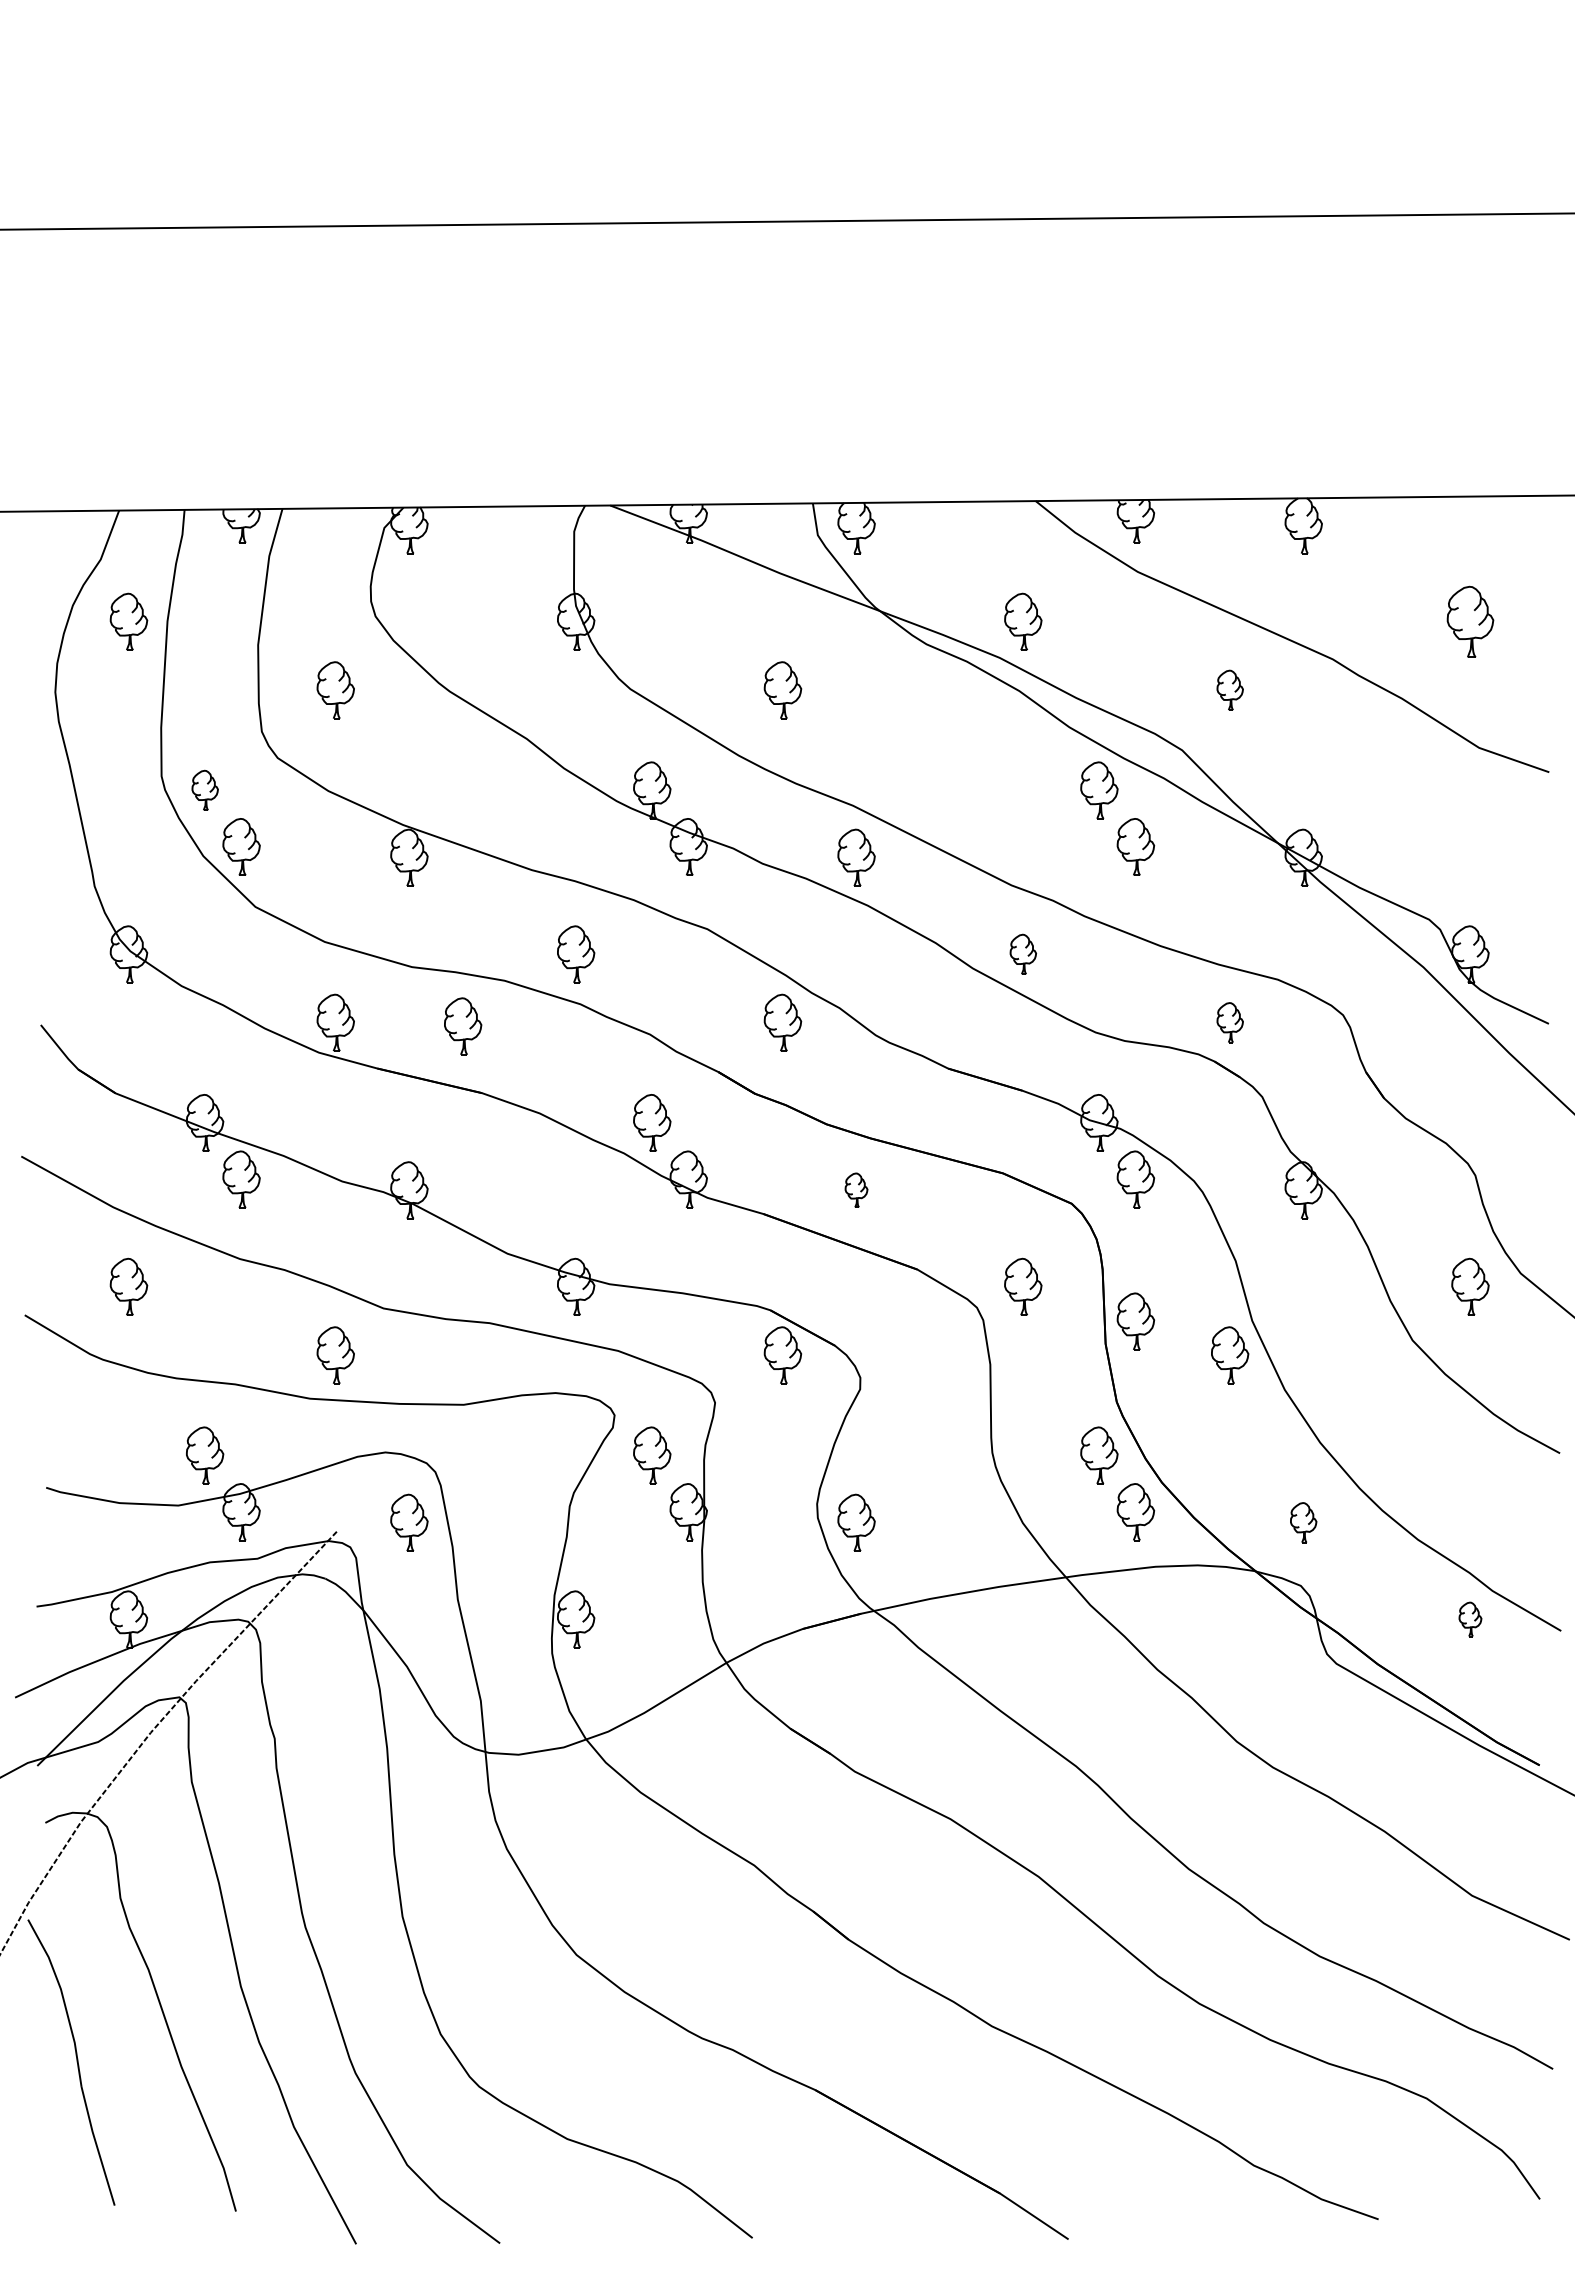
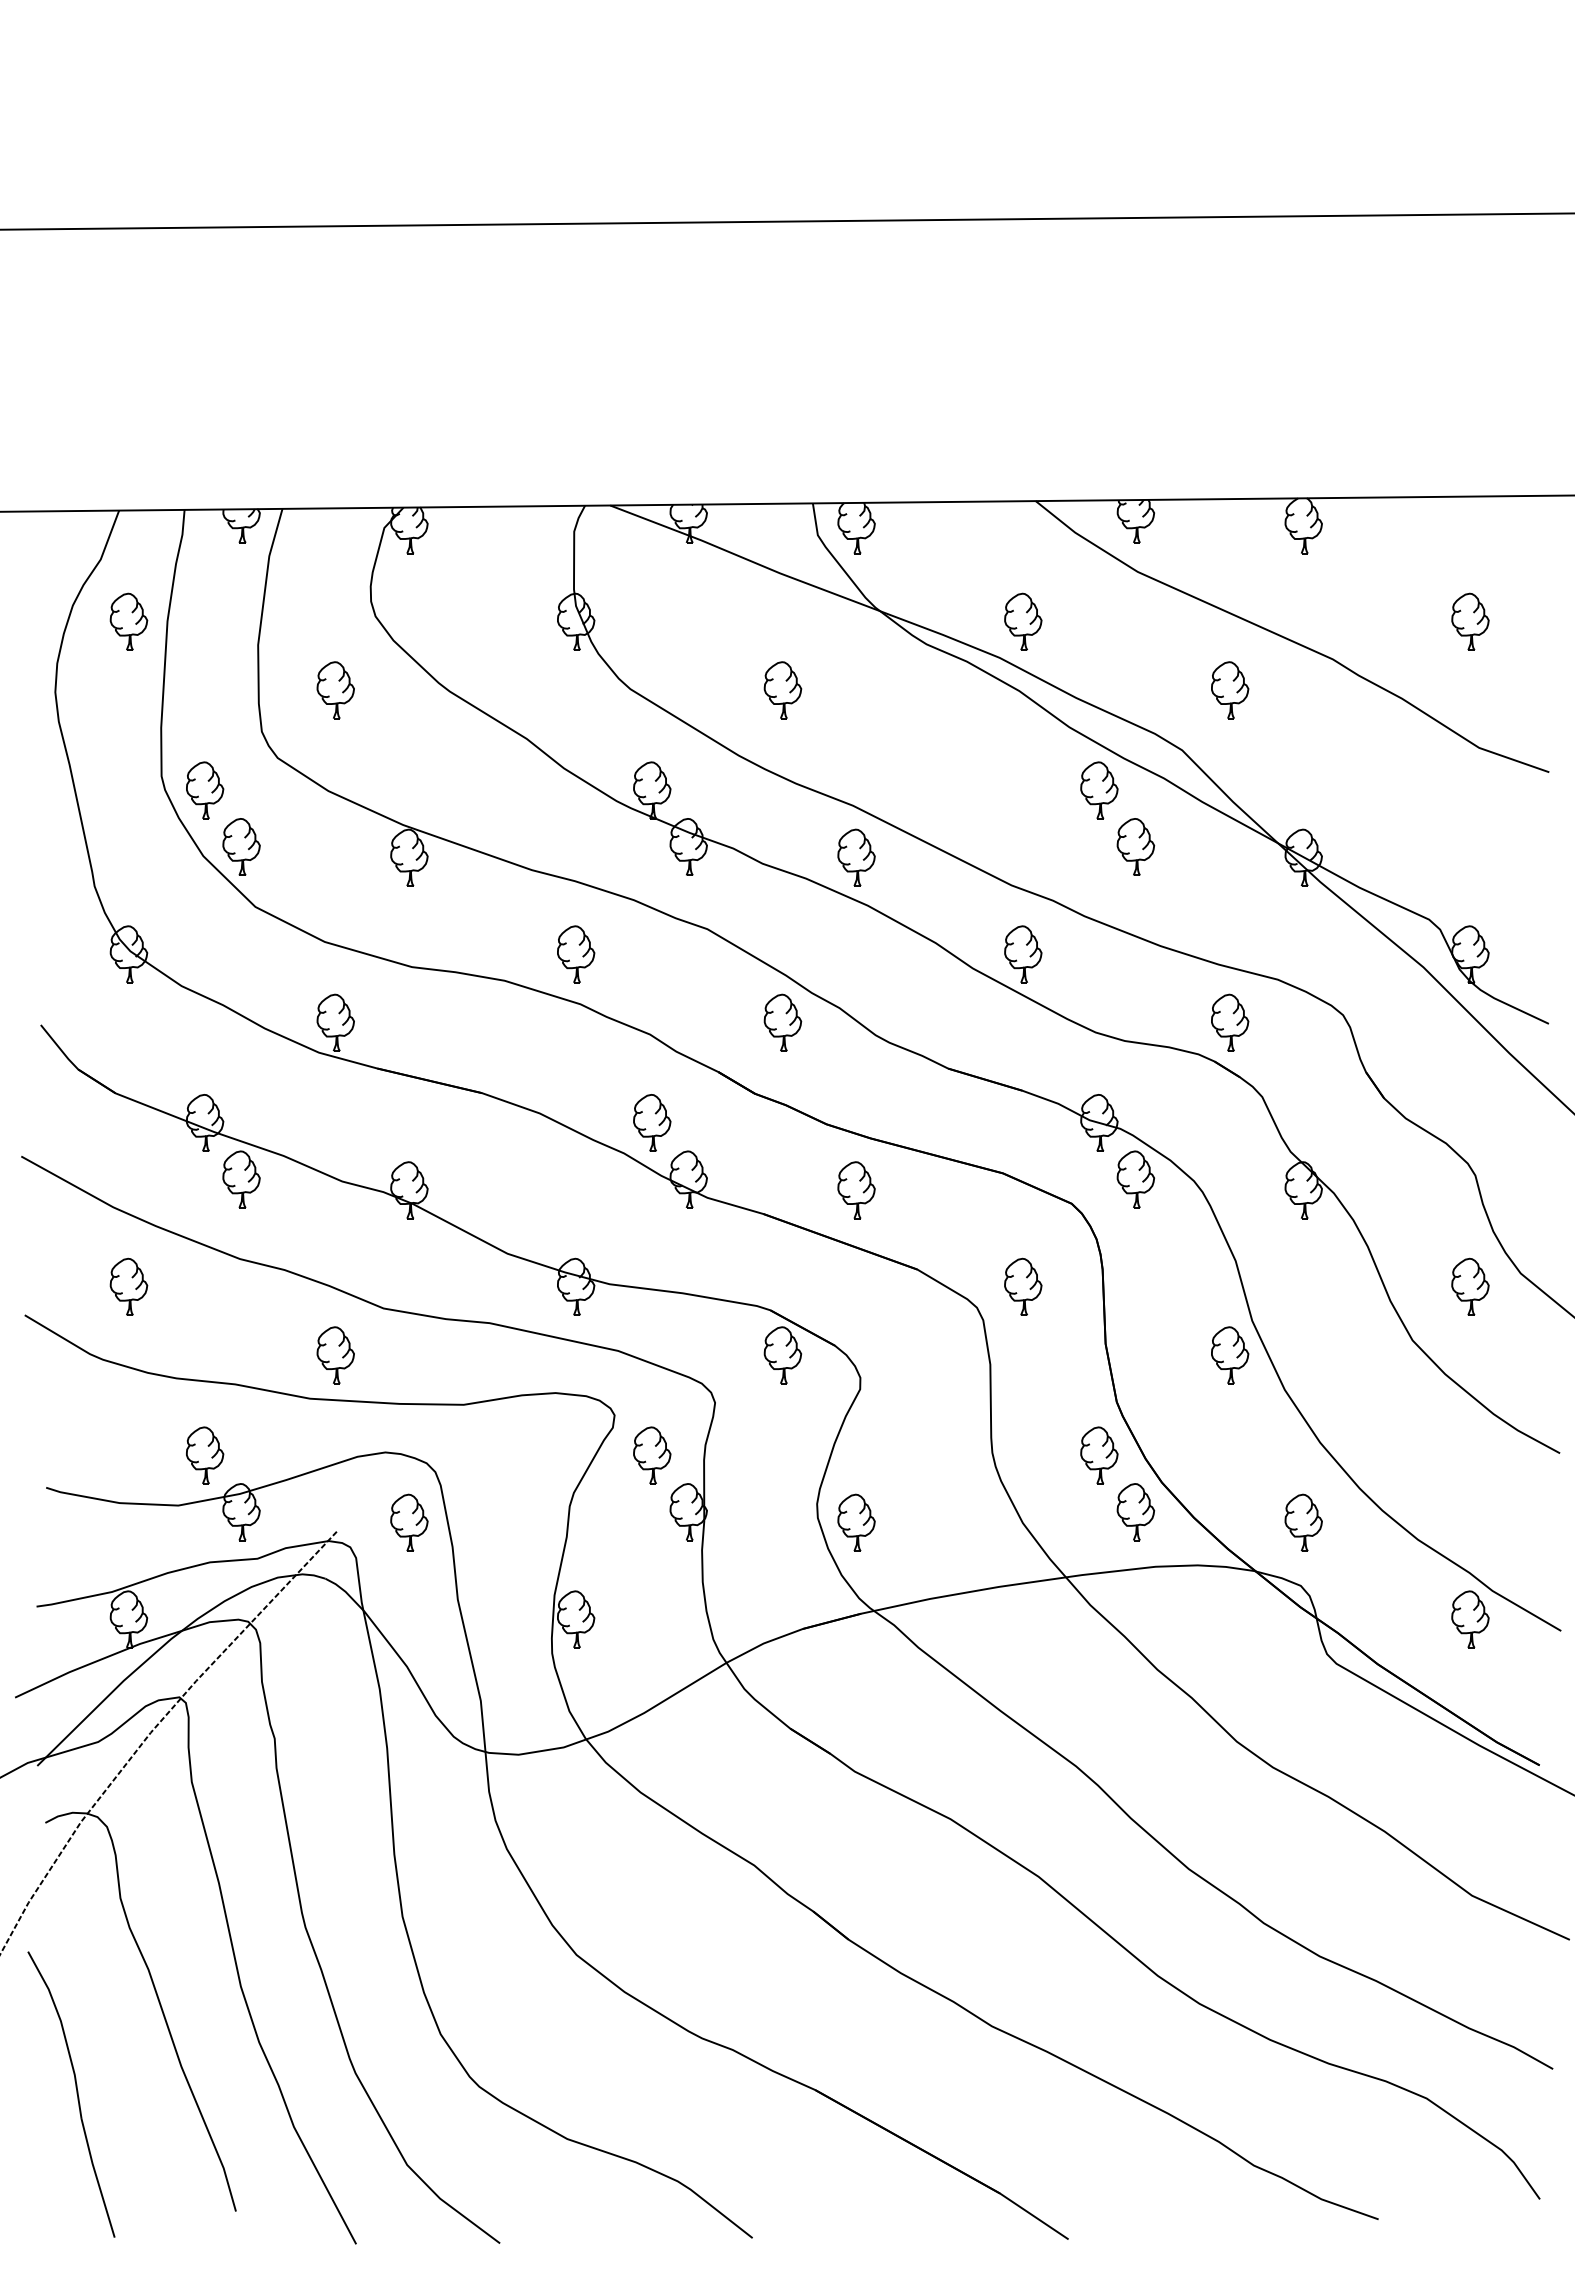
part size: 49x73 px -> 39x59 px (1470, 621)
part size: 28x42 px -> 39x59 px (1230, 690)
part size: 28x42 px -> 39x59 px (205, 790)
part size: 28x42 px -> 39x59 px (1023, 954)
part size: 28x42 px -> 39x59 px (1230, 1022)
part: present -> none (463, 1026)
part size: 25x36 px -> 39x59 px (856, 1190)
part: present -> none (1135, 1321)
part size: 28x42 px -> 39x59 px (1303, 1522)
part size: 25x37 px -> 39x59 px (1470, 1619)
part position: (71, 2062) -> (71, 2094) (71, 2094)
